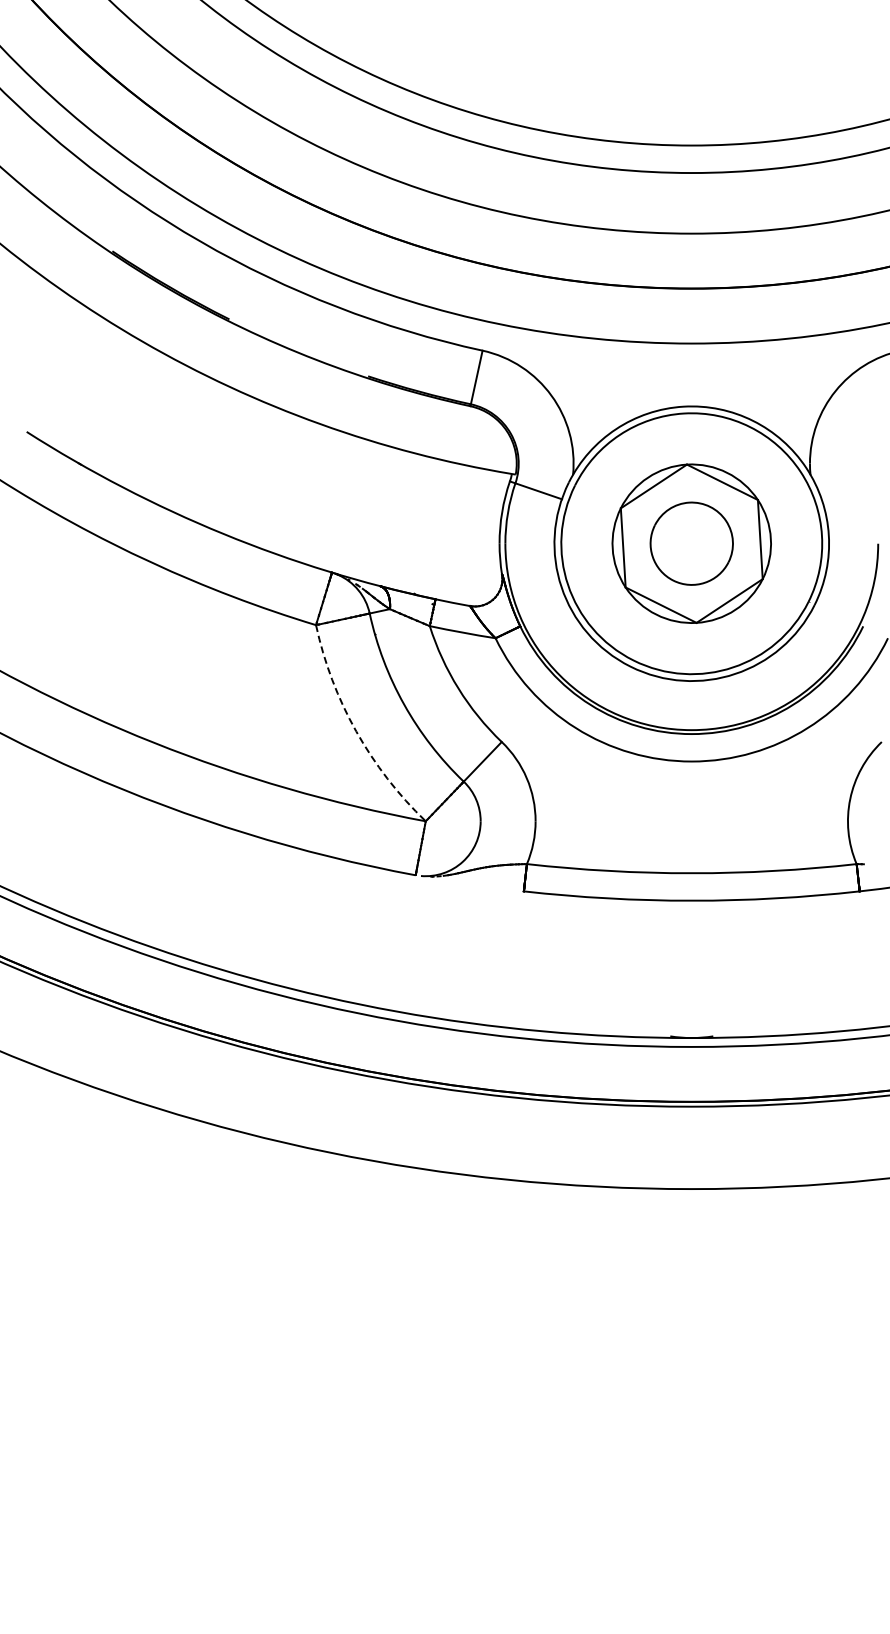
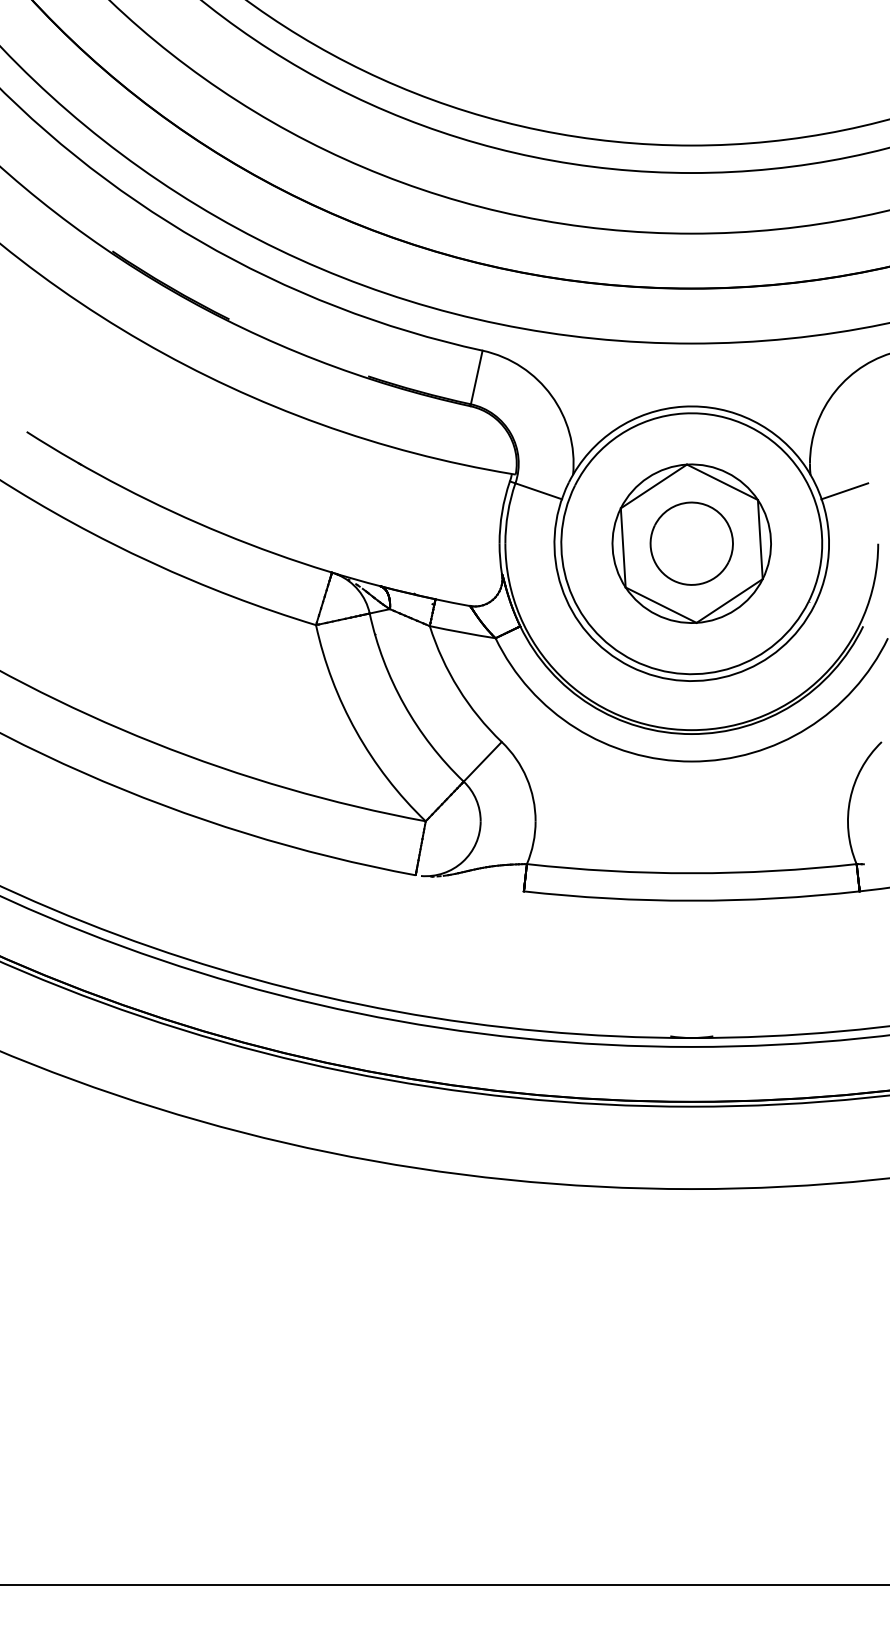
line: none -> present (844, 491)
arc: dashed -> solid (356, 731)
line: none -> present (444, 1584)
